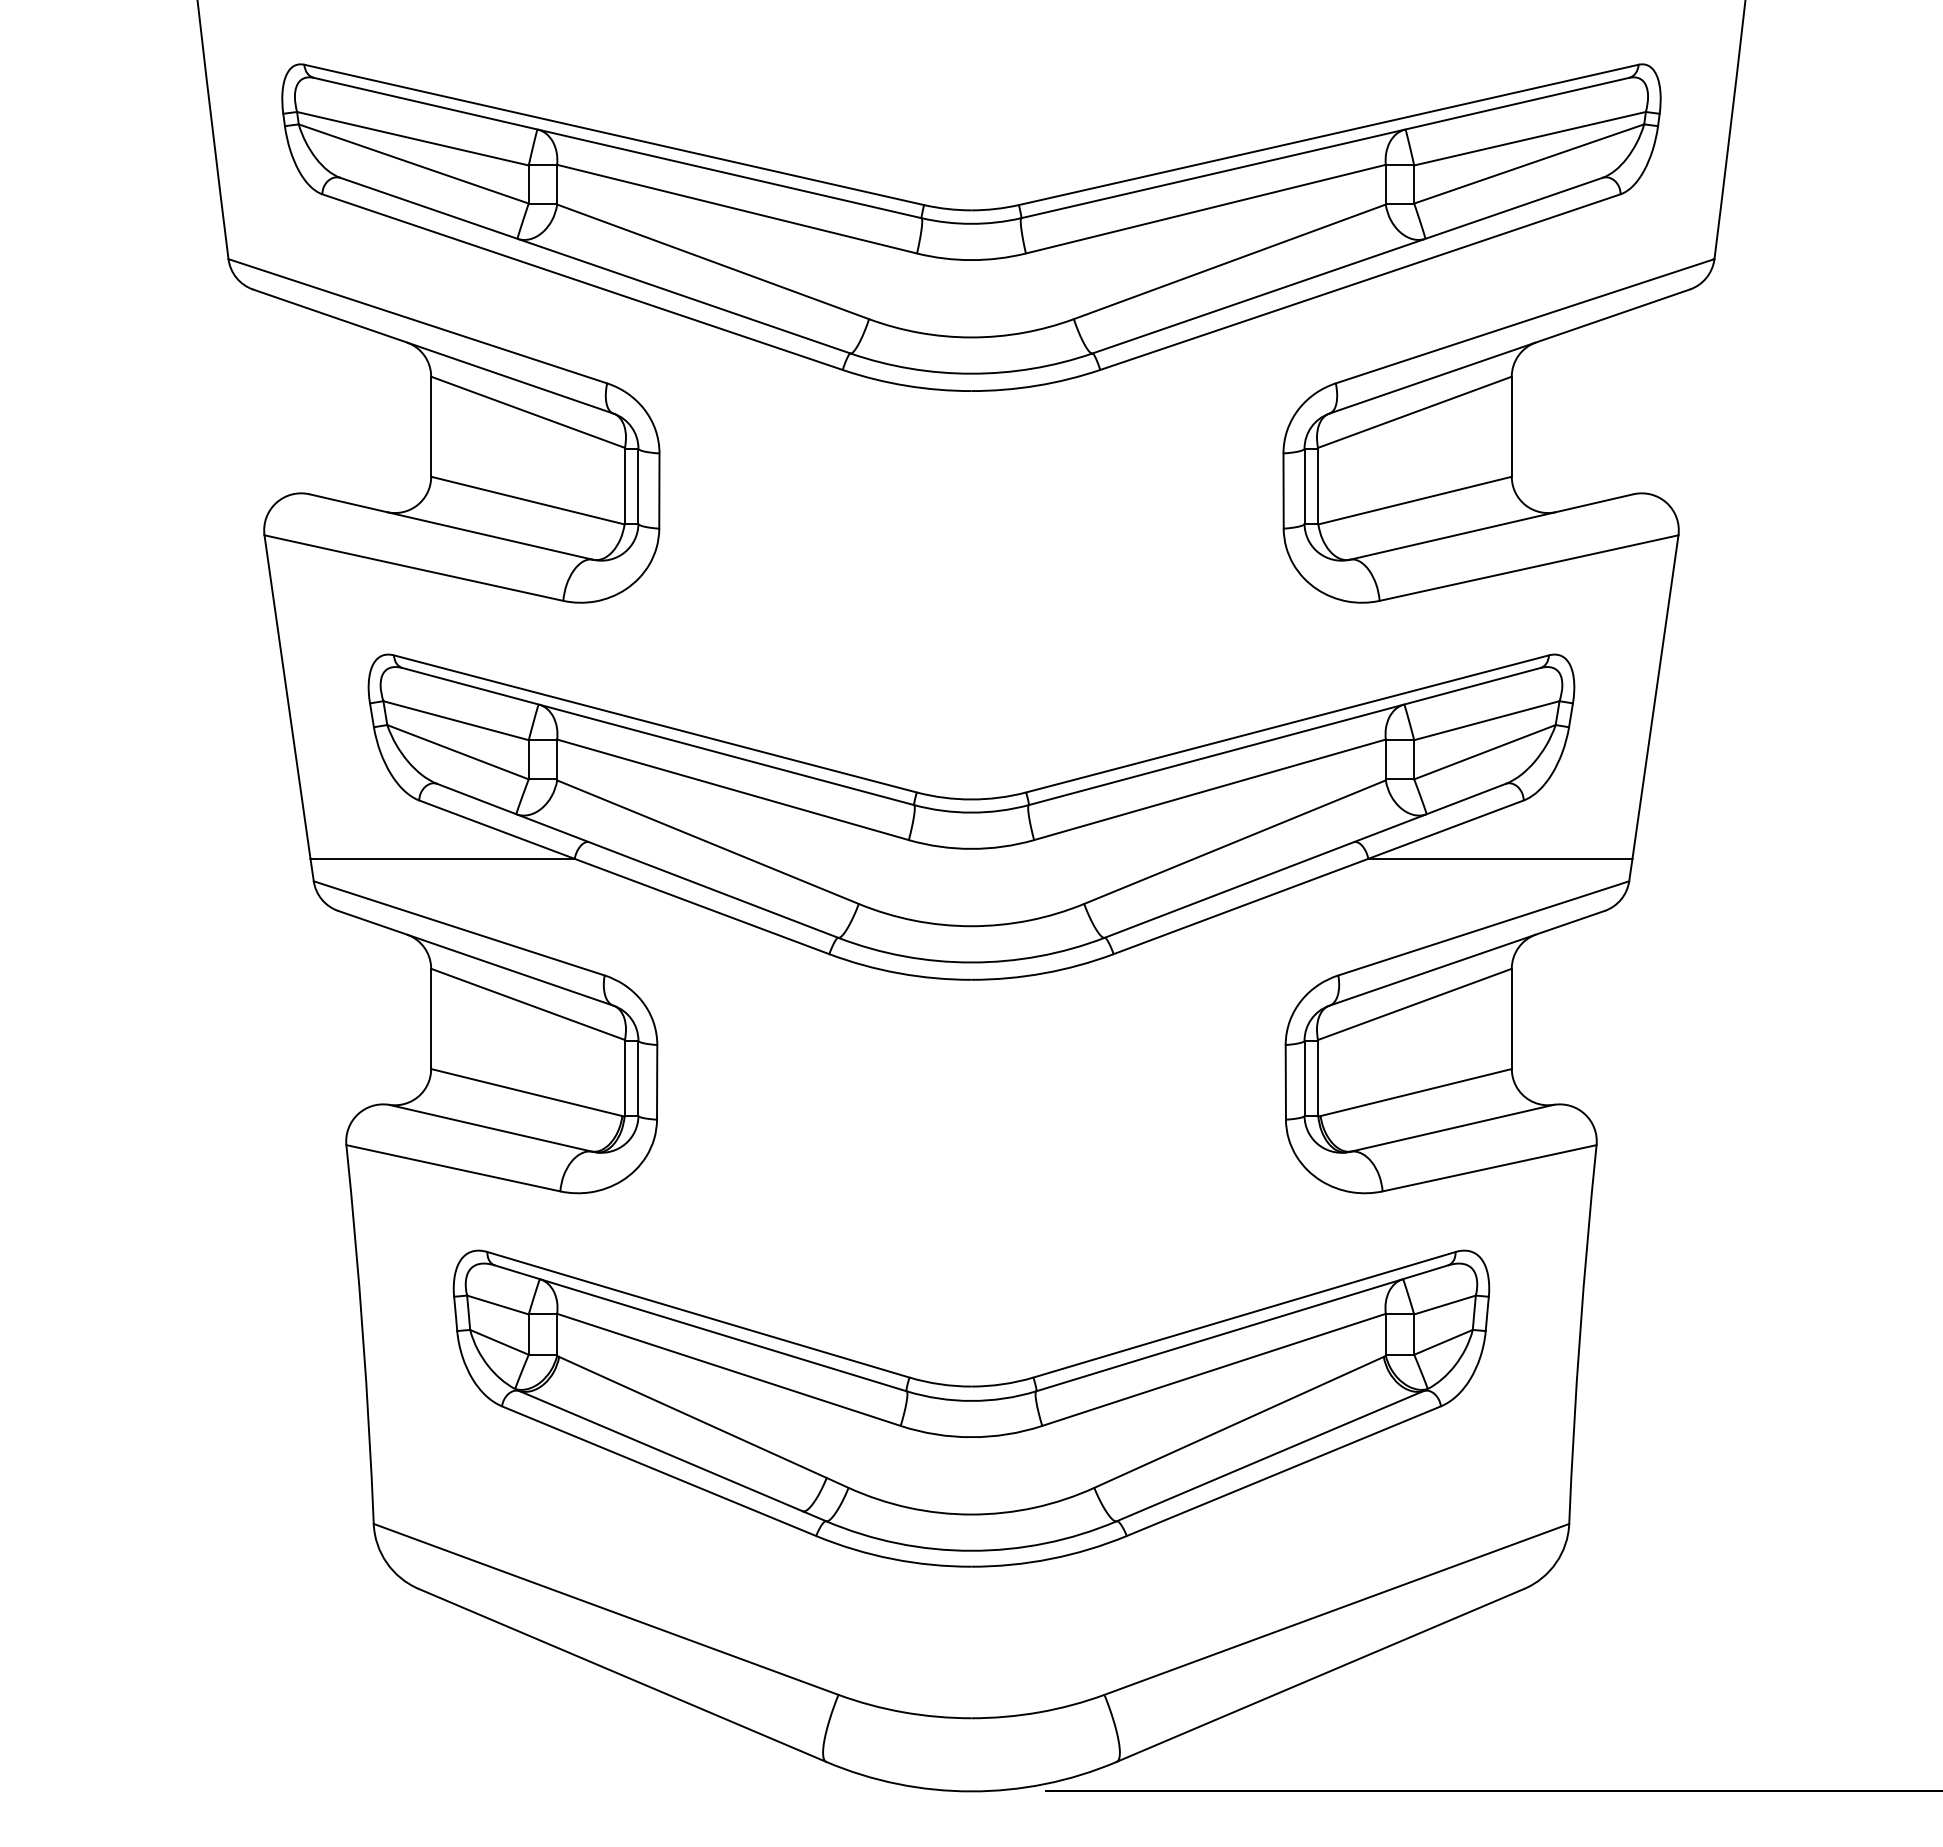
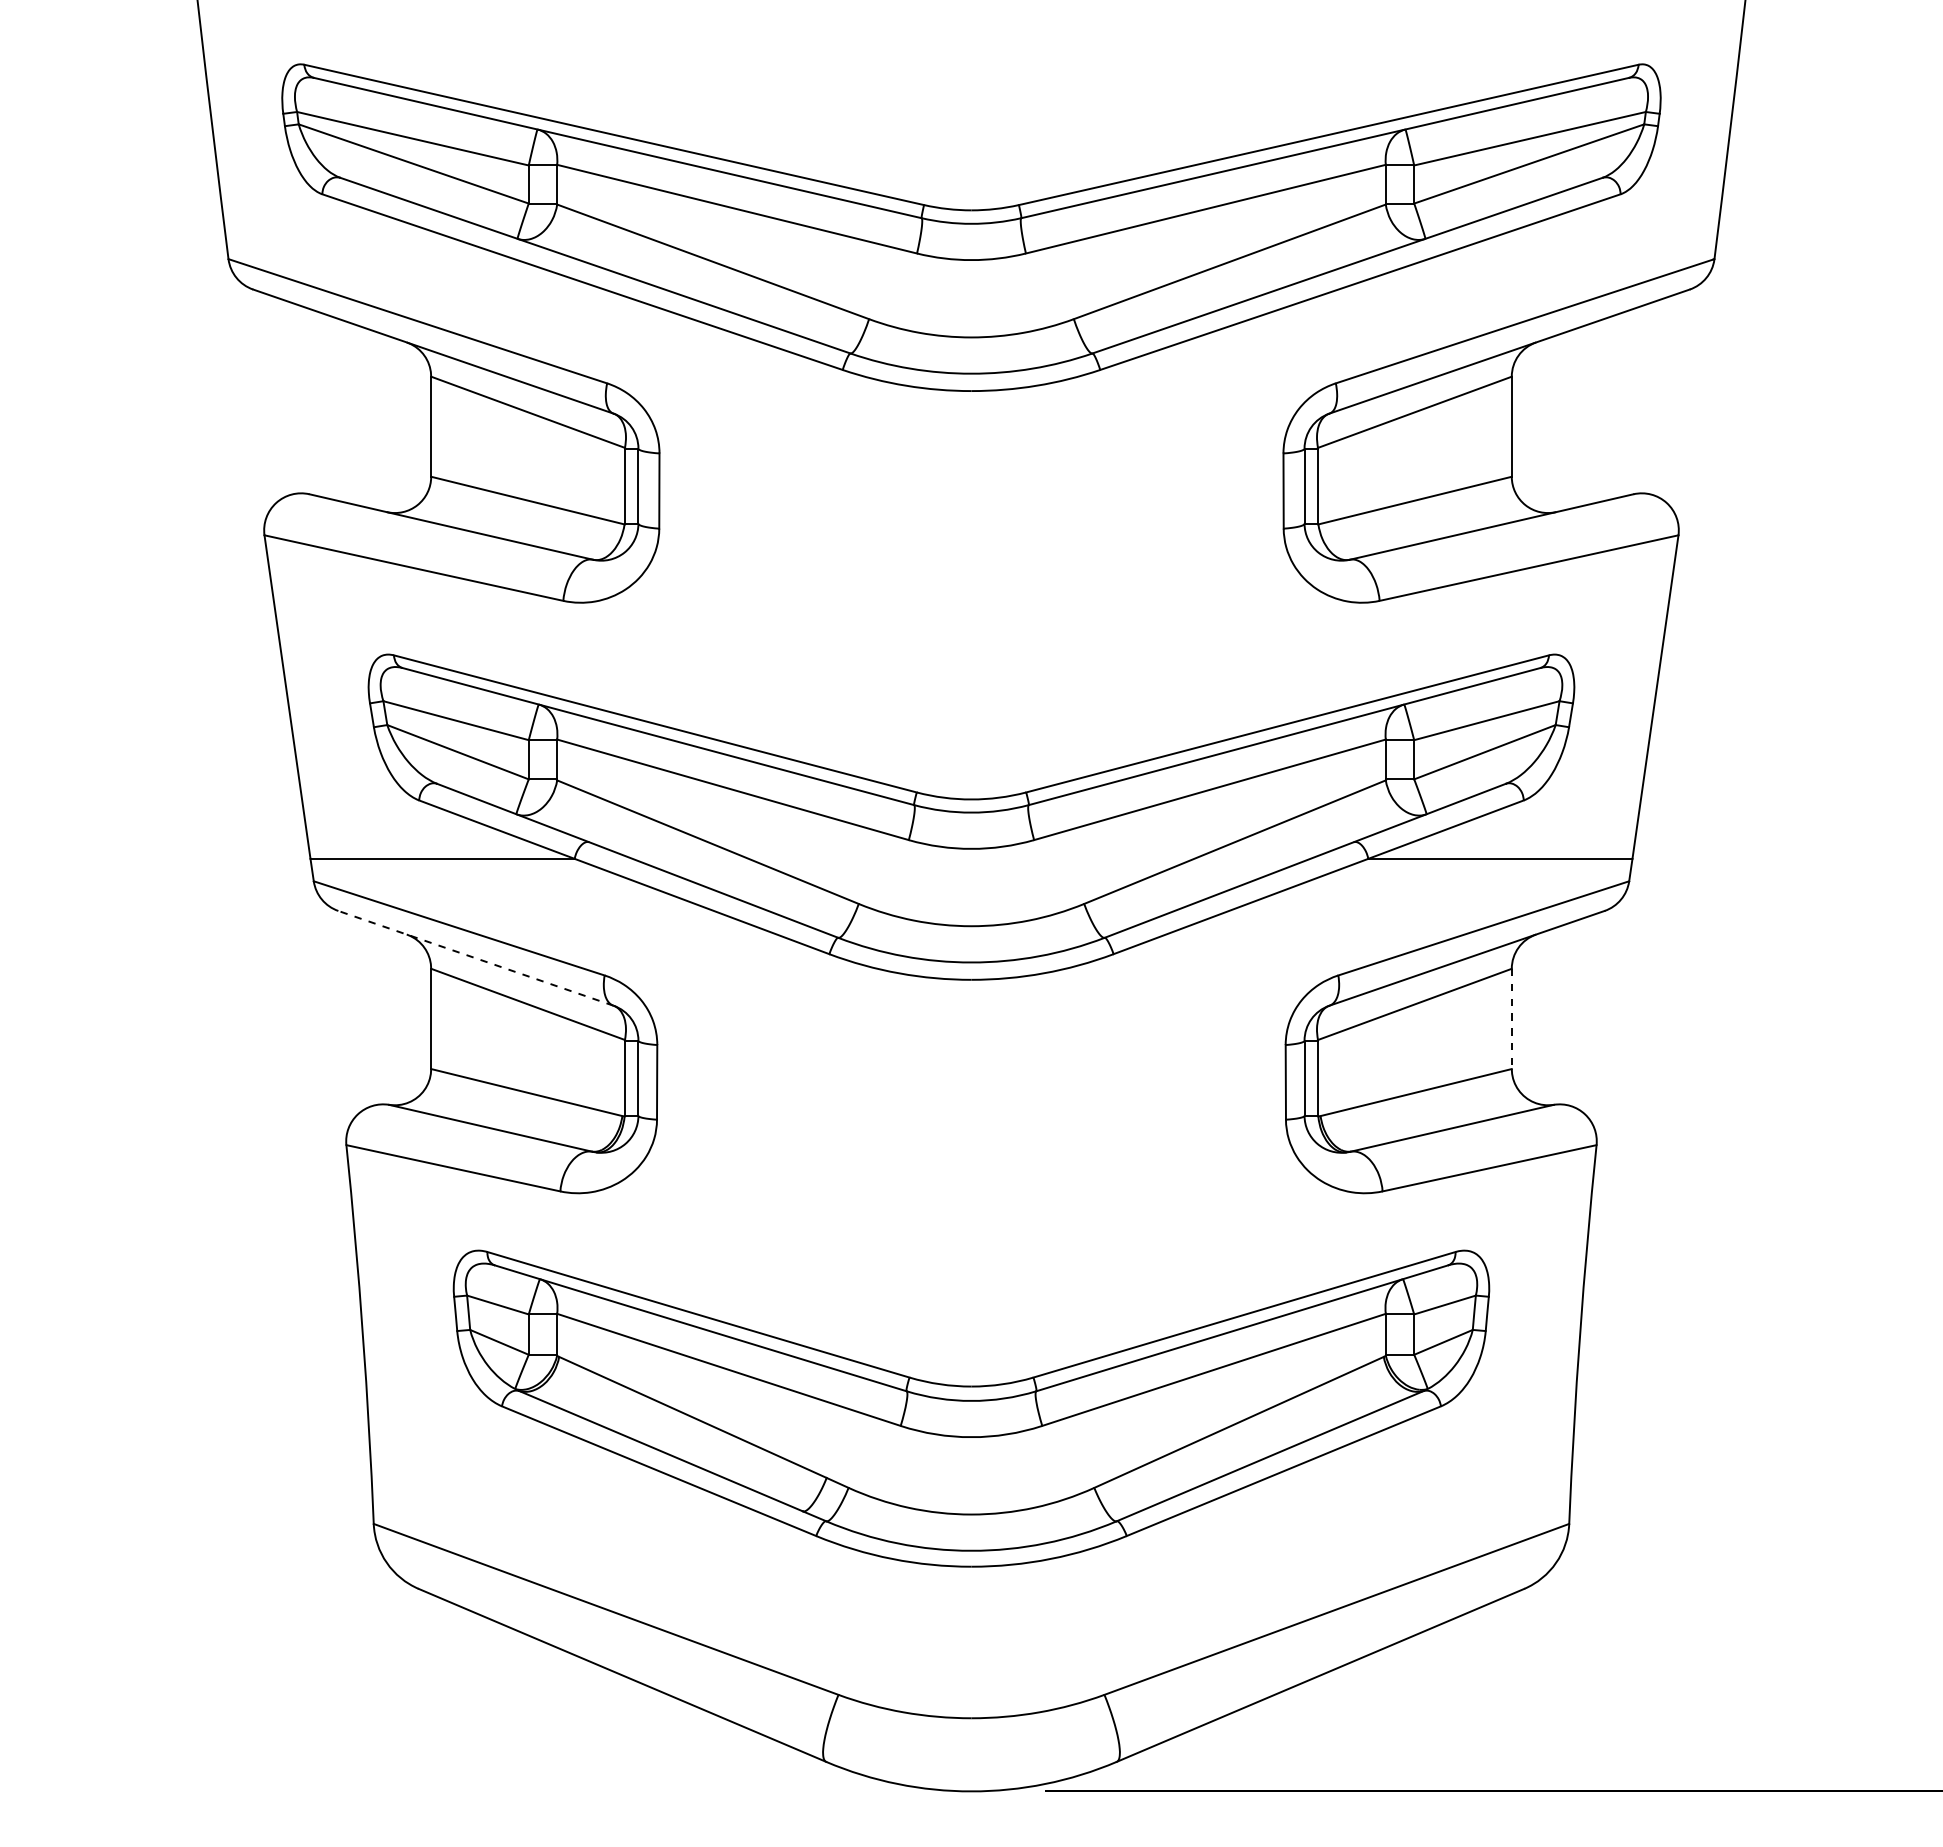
line: solid -> dashed (475, 958)
line: solid -> dashed (1511, 1019)
